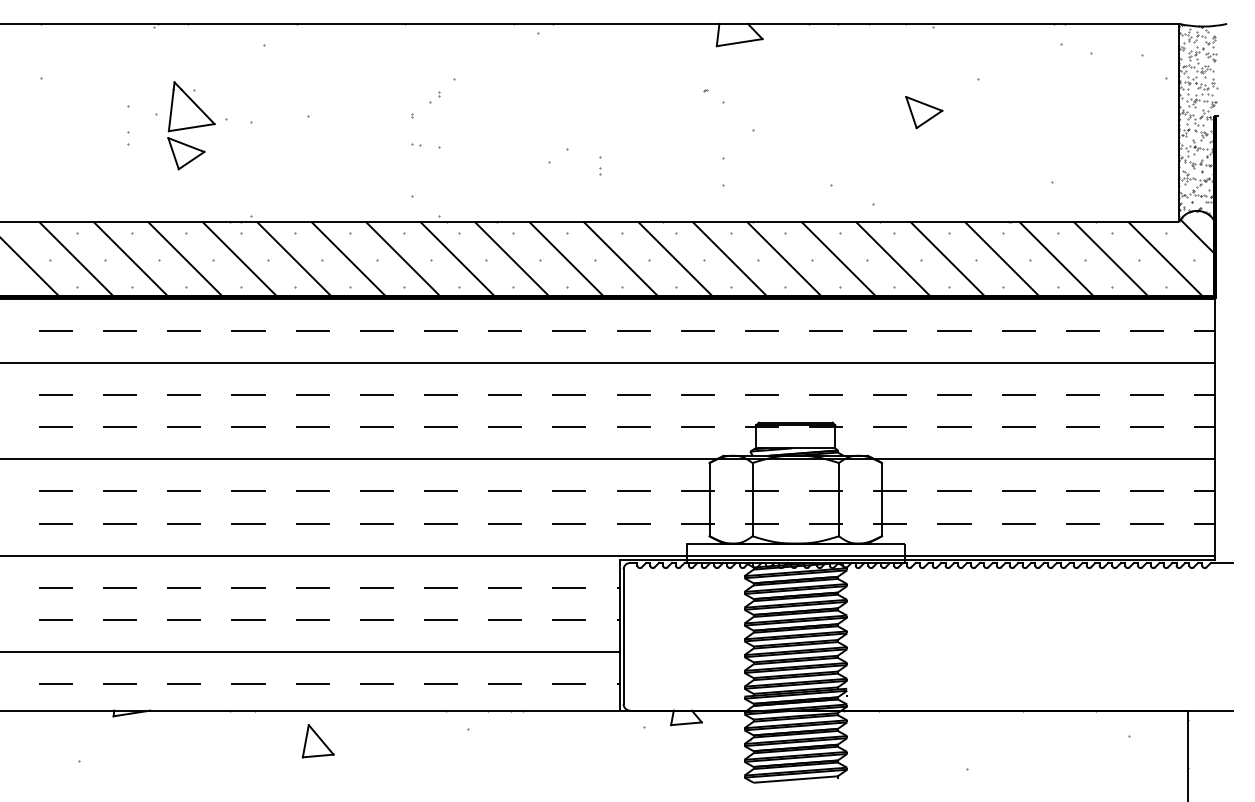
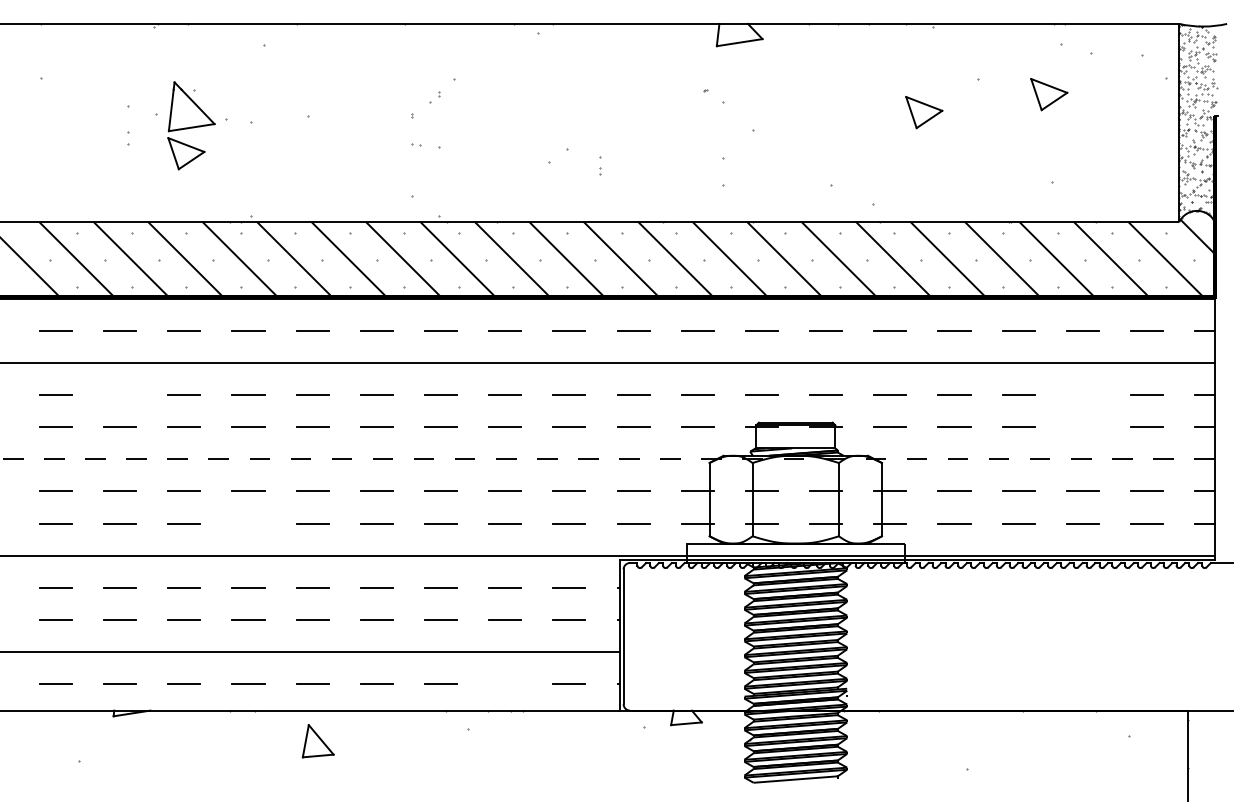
part: none -> present (1049, 94)
line: present -> none (120, 395)
line: present -> none (1082, 395)
line: present -> none (1082, 426)
line: solid -> dashed (607, 459)
line: present -> none (248, 523)
line: present -> none (505, 684)
